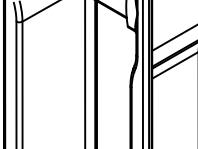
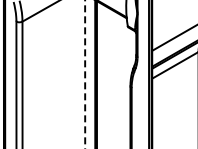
line: present -> none (142, 73)
line: solid -> dashed (85, 75)
